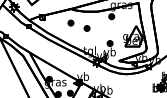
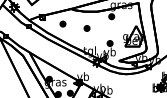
part position: (70, 22) -> (62, 23) (62, 23)
